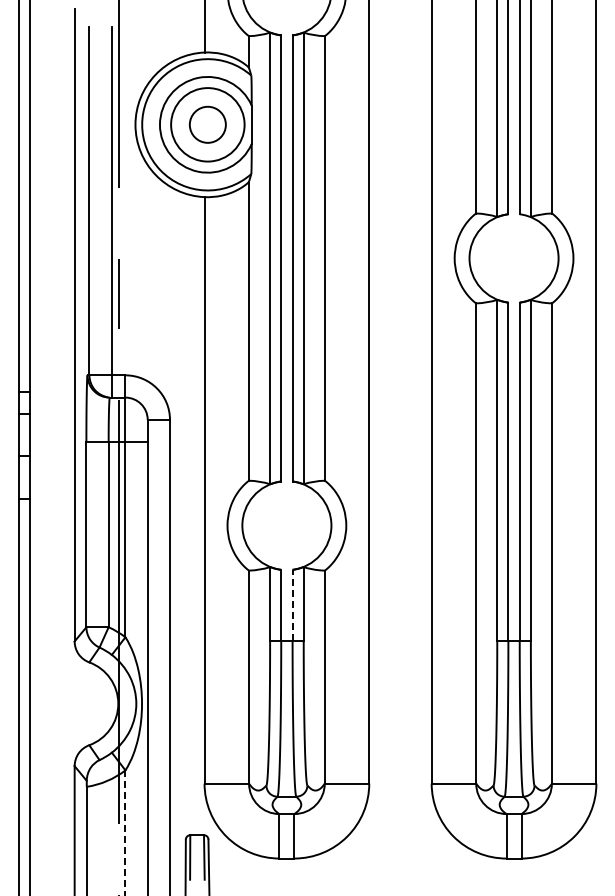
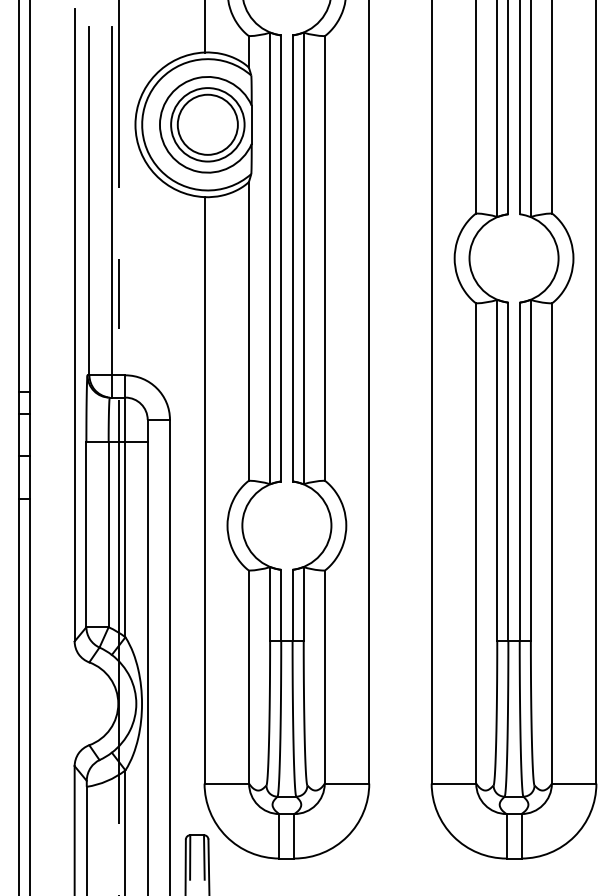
circle diameter: 36 px -> 60 px (207, 124)
line: dashed -> solid (292, 605)
line: dashed -> solid (125, 833)
